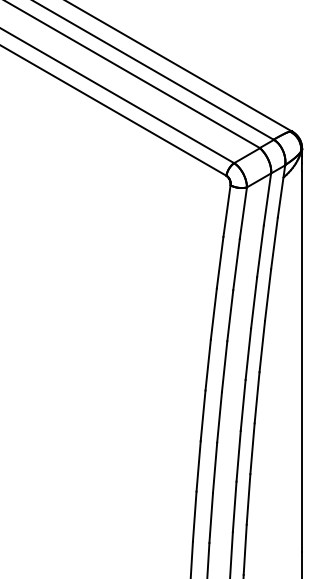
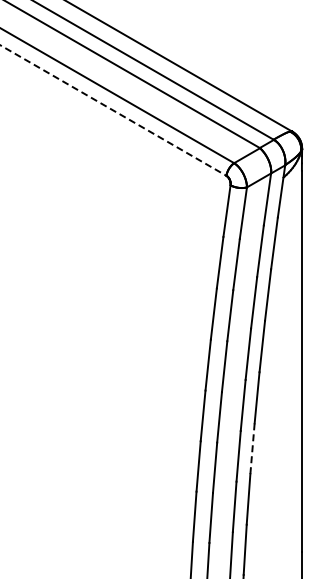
line: solid -> dashed (113, 110)
line: solid -> dashed (252, 449)
